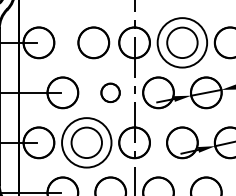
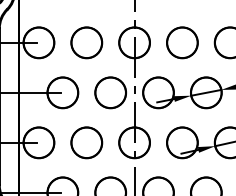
part position: (93, 42) -> (86, 42) (86, 42)
circle diameter: 49 px -> 31 px (181, 42)
part size: 21x22 px -> 33x34 px (110, 92)
circle diameter: 49 px -> 31 px (86, 142)
